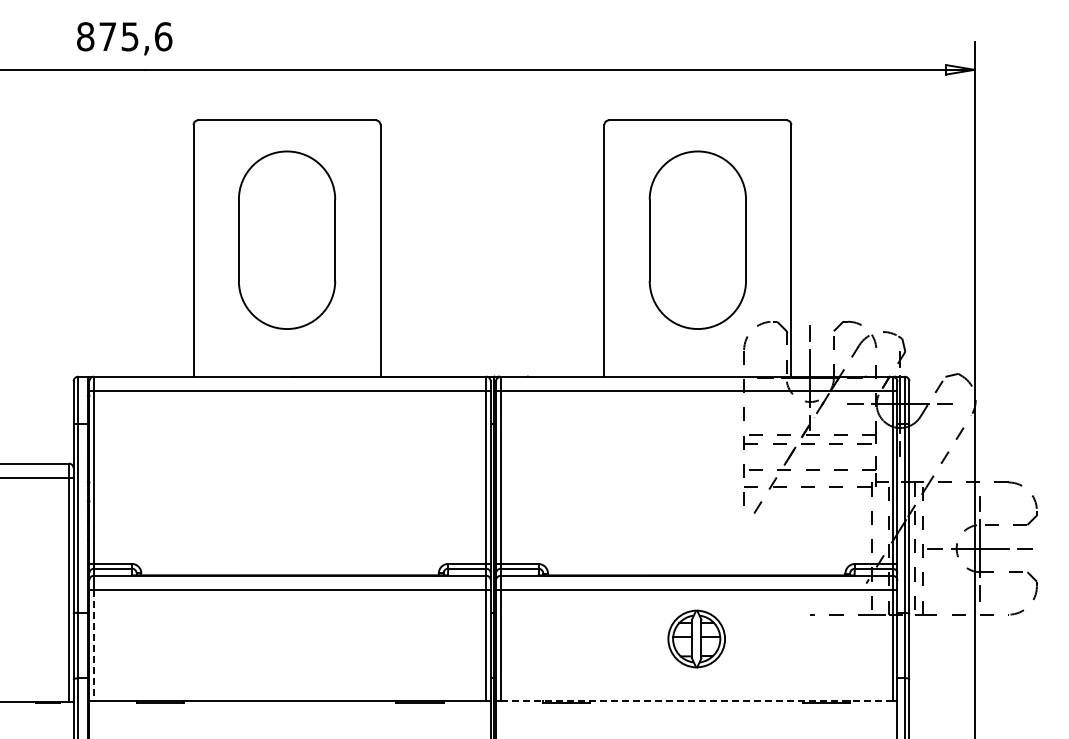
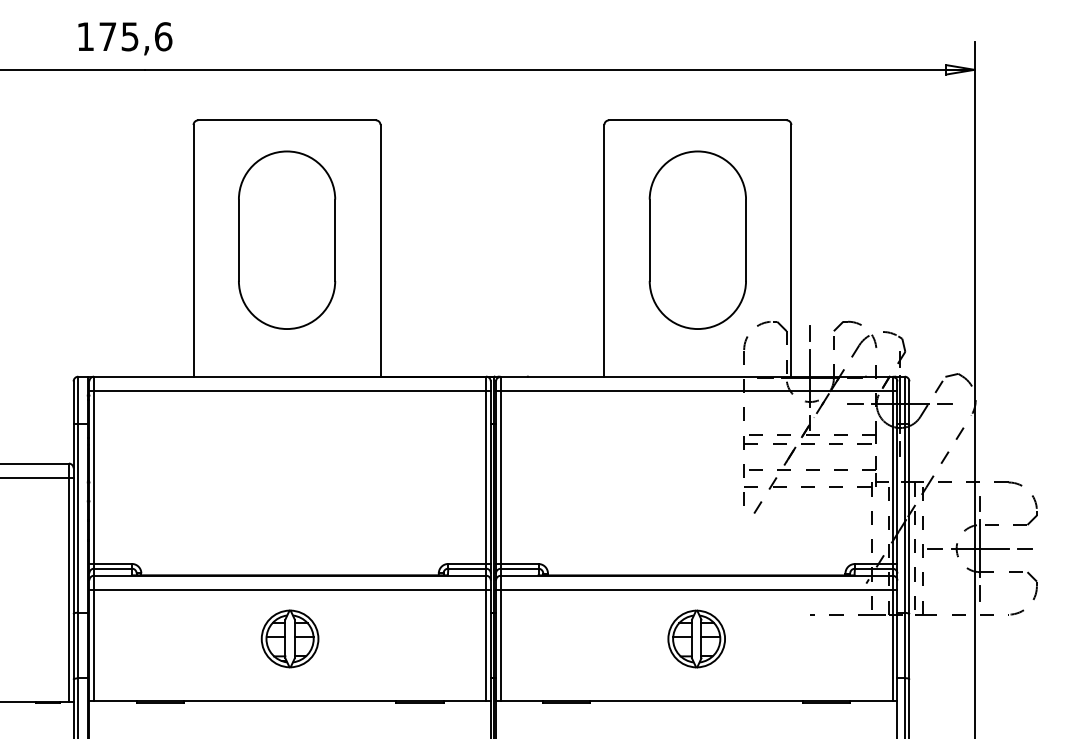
text: 875,6 -> 175,6 (85, 36)
part: none -> present (289, 638)
line: dashed -> solid (94, 645)
line: dashed -> solid (696, 701)
